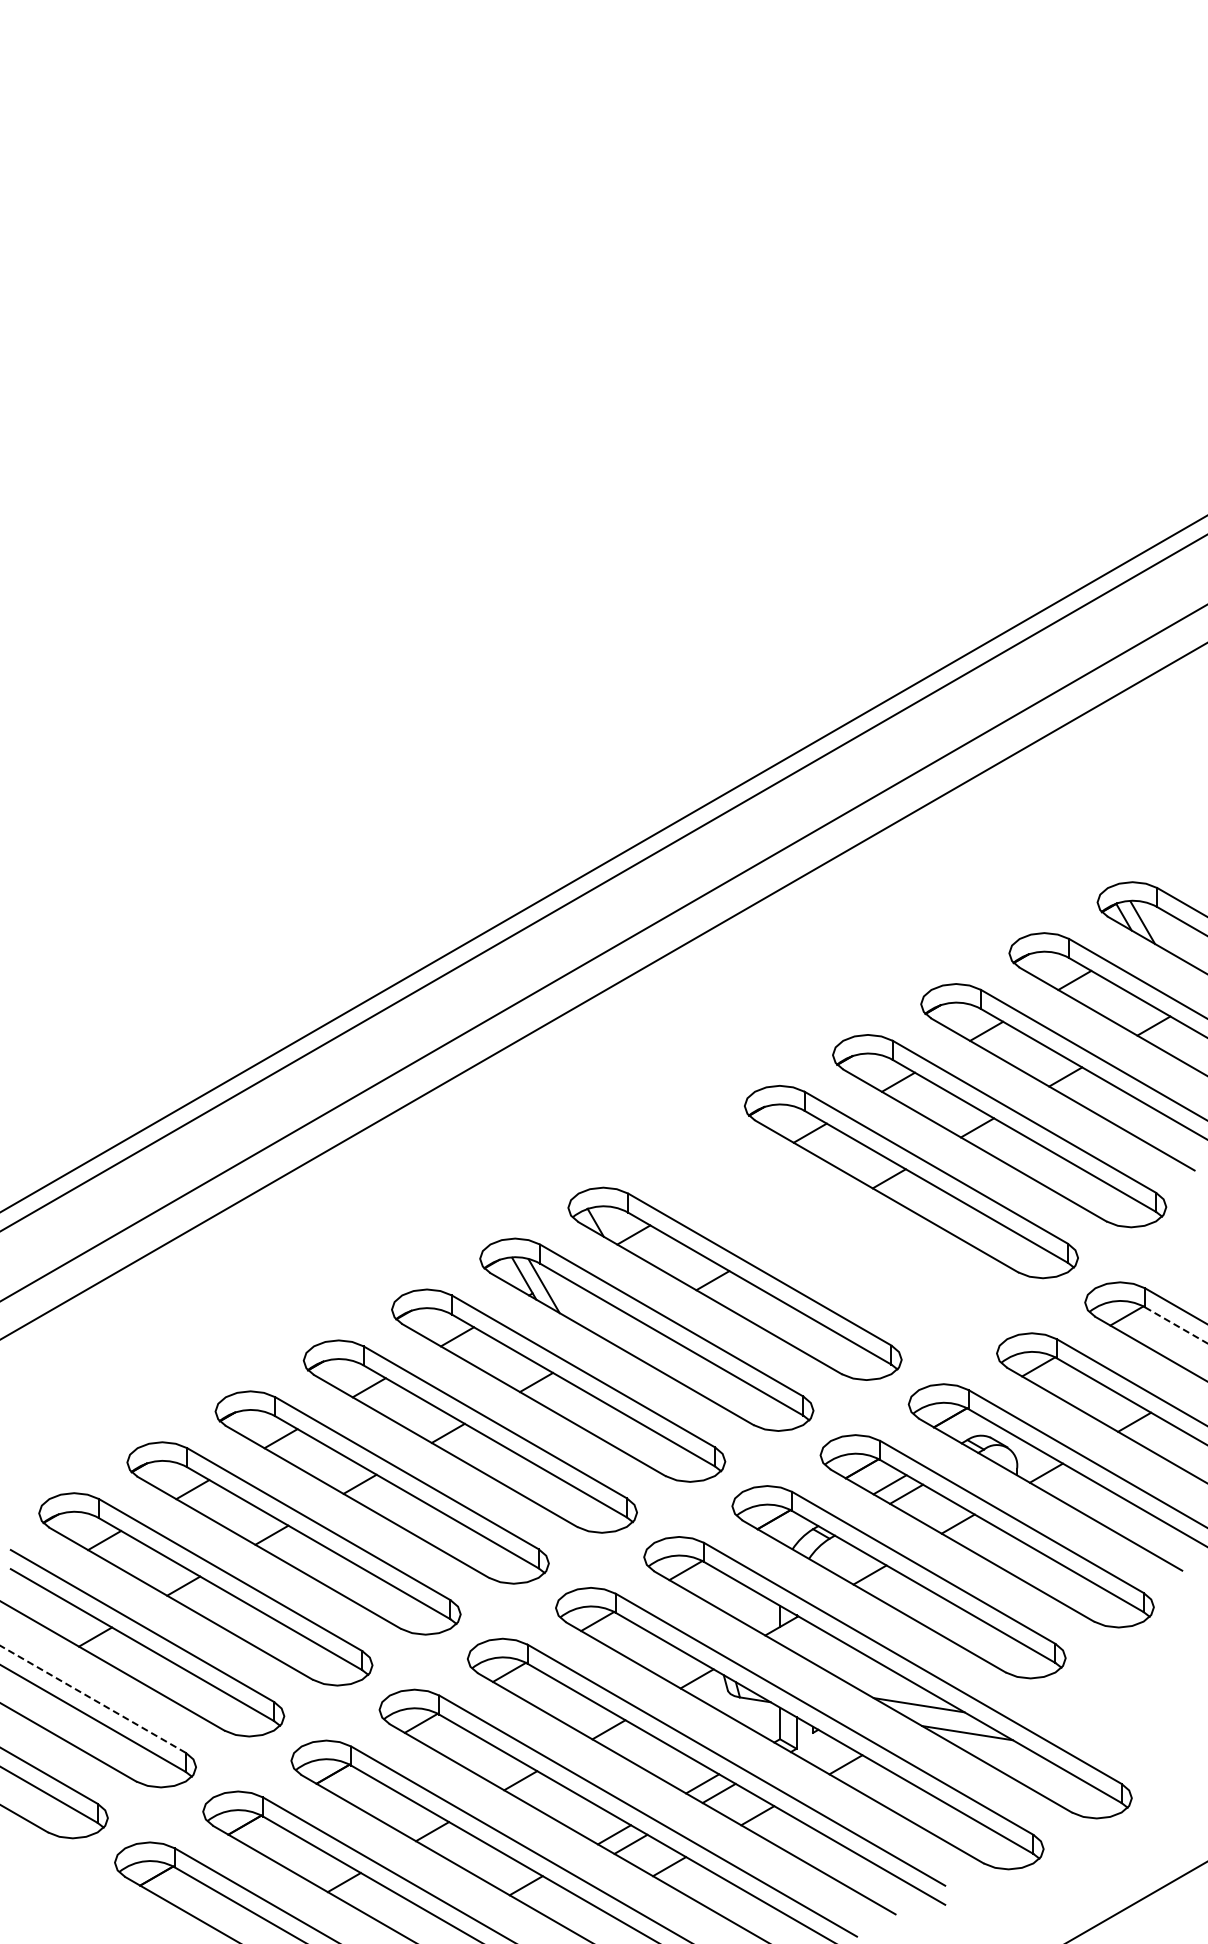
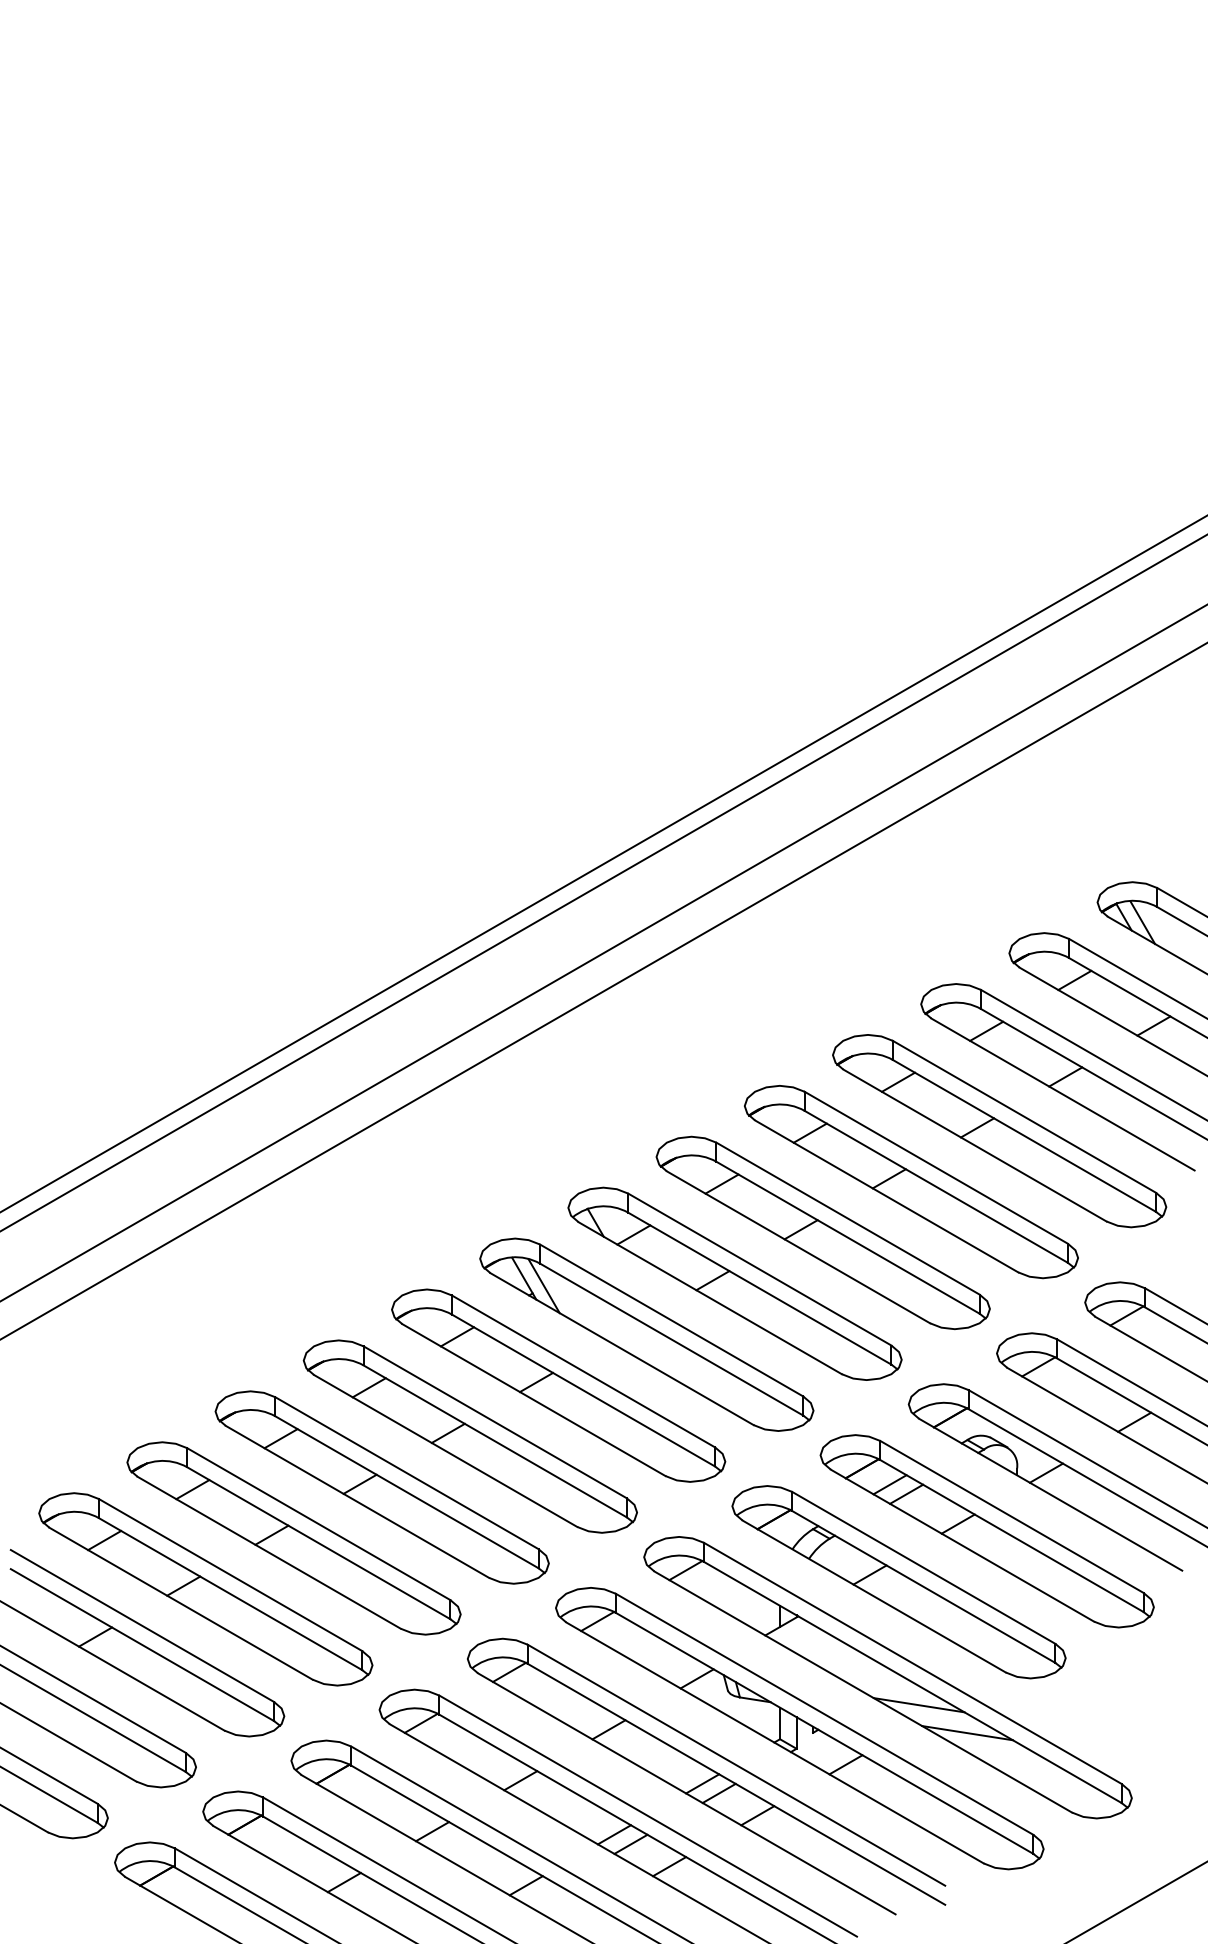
part: none -> present (822, 1232)
line: dashed -> solid (1176, 1325)
line: dashed -> solid (93, 1699)
